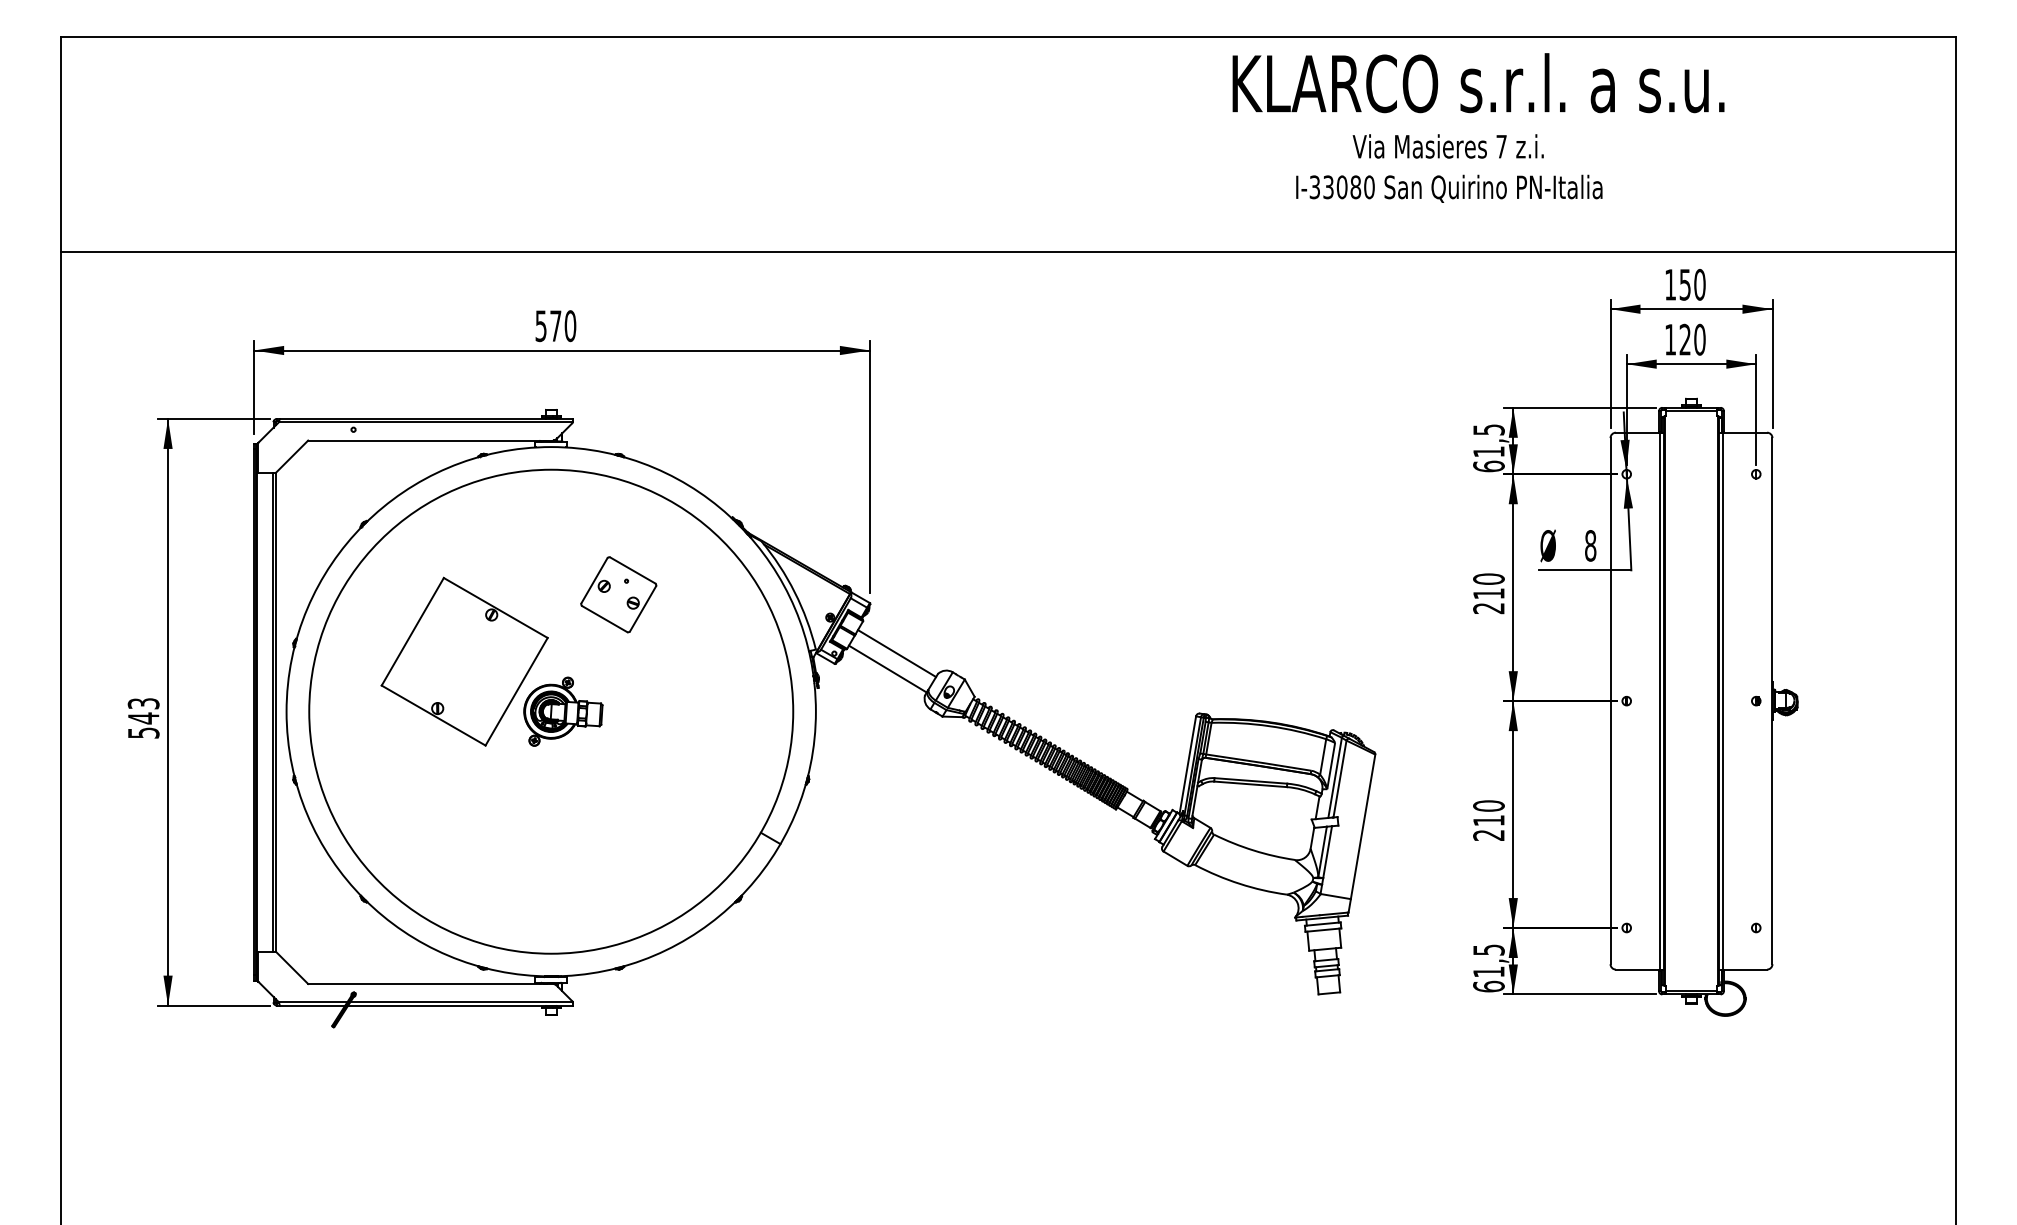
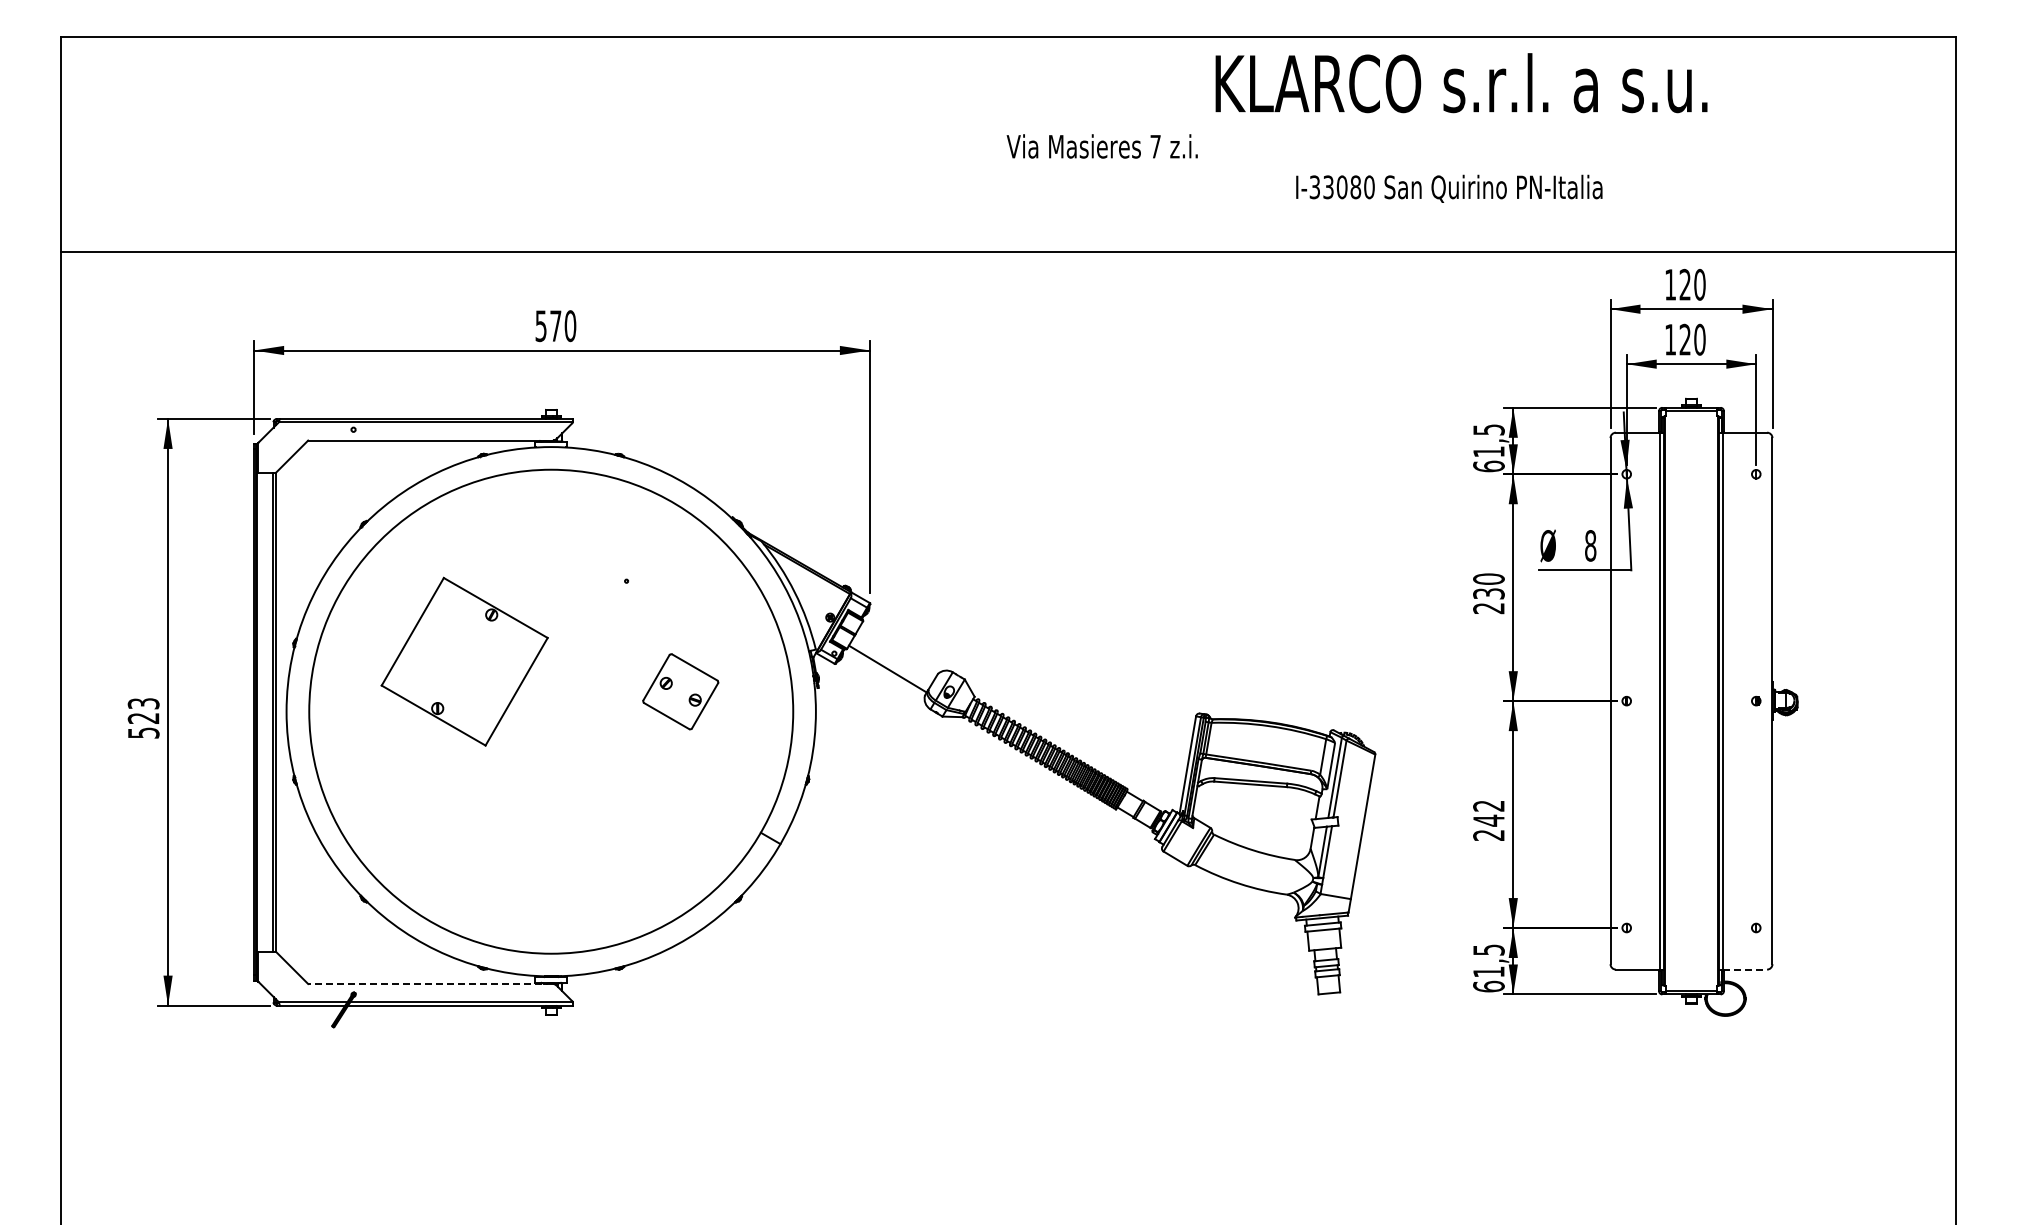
text position: (1478, 83) -> (1461, 83) (1461, 83)
text position: (1447, 146) -> (1101, 146) (1101, 146)
text: 150 -> 120 (1684, 284)
text: 210 -> 230 (1488, 593)
part position: (618, 594) -> (680, 691) (680, 691)
line: present -> none (896, 653)
part: present -> none (563, 711)
text: 543 -> 523 (143, 718)
text: 210 -> 242 (1488, 813)
line: solid -> dashed (1745, 969)
line: solid -> dashed (429, 983)
